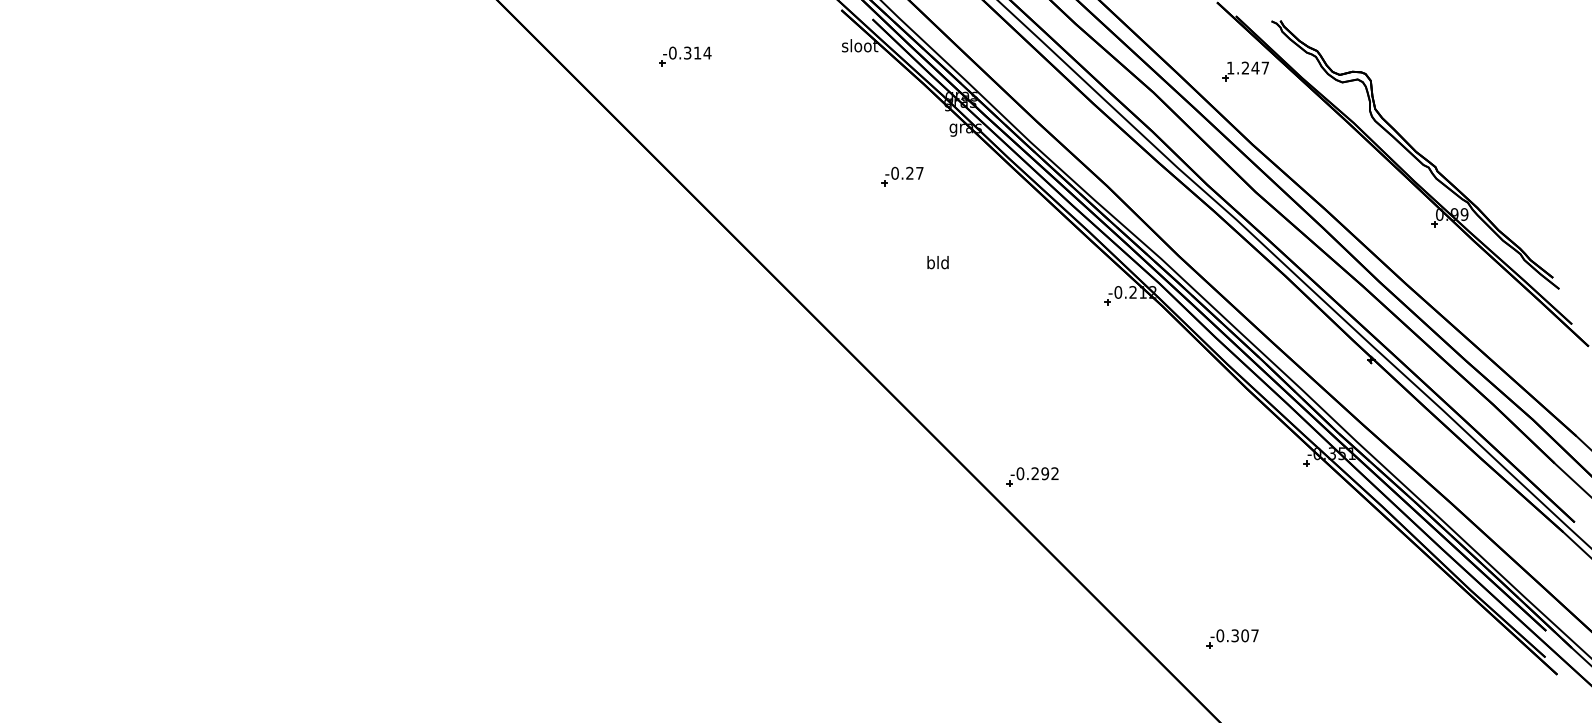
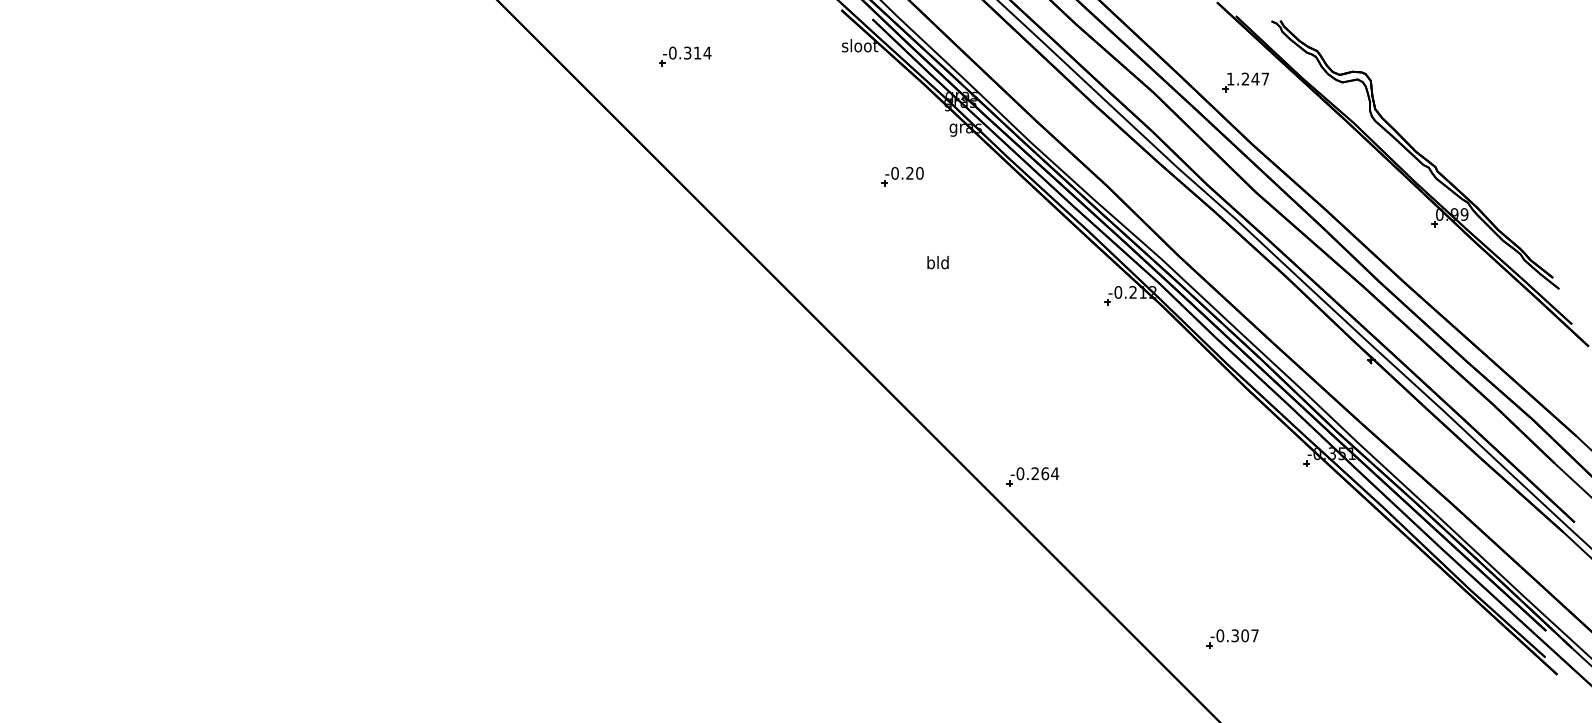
part position: (1245, 71) -> (1245, 82) (1245, 82)
text: -0.27 -> -0.20 (919, 172)
text: -0.292 -> -0.264 (1050, 473)
